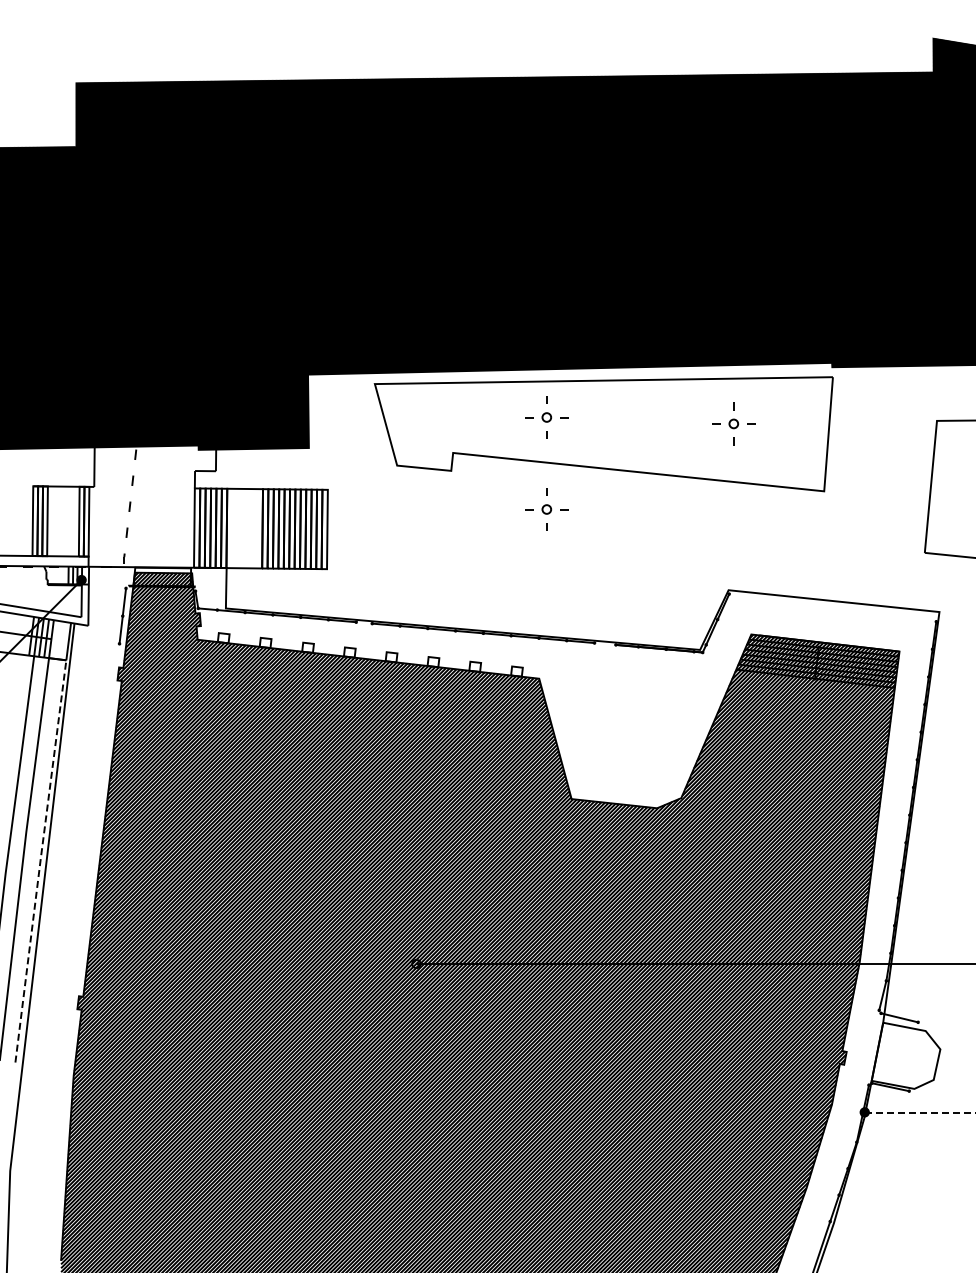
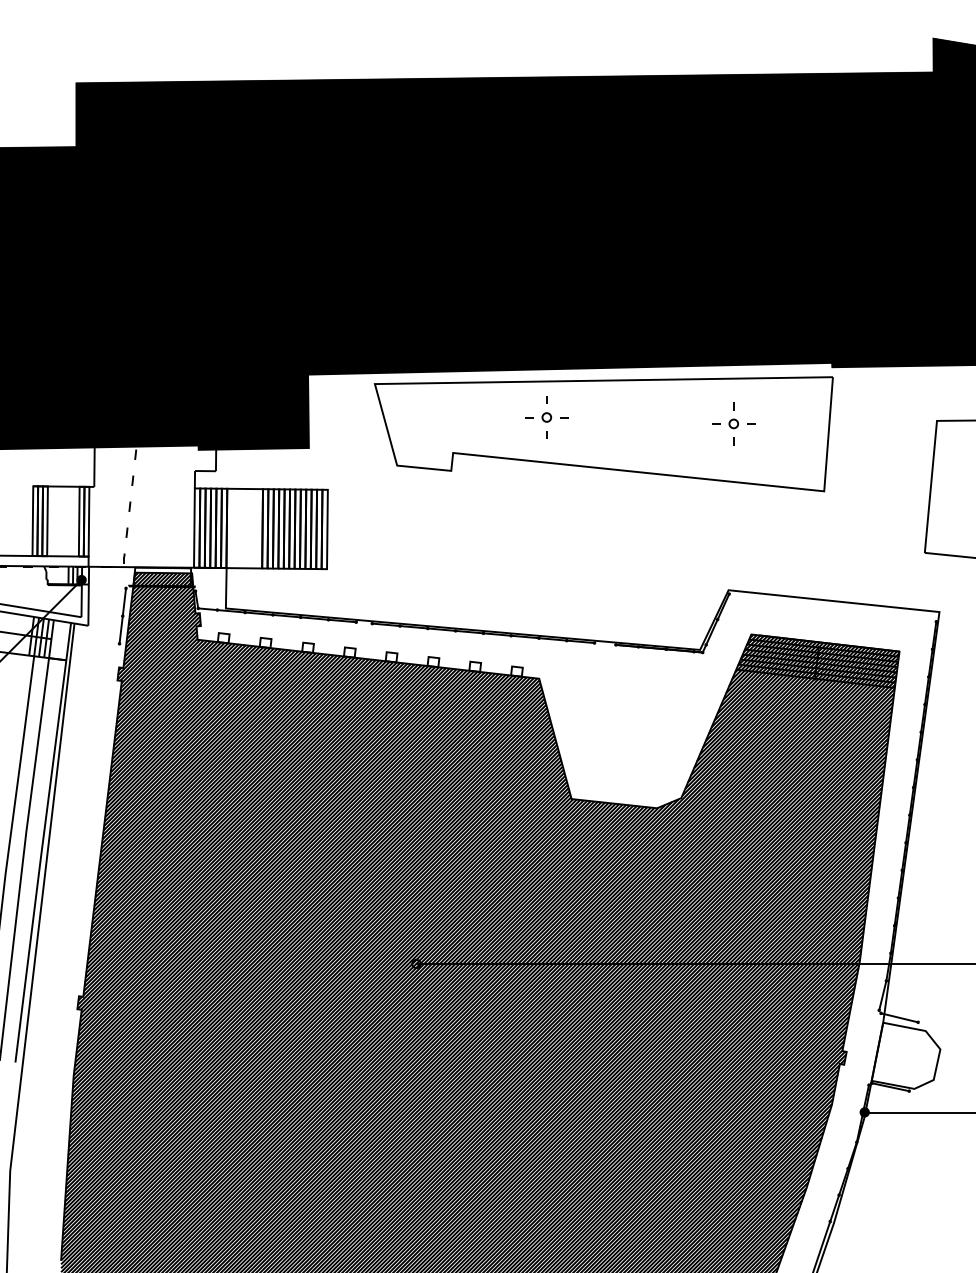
part: present -> none (546, 509)
line: dashed -> solid (40, 860)
line: dashed -> solid (919, 1112)
